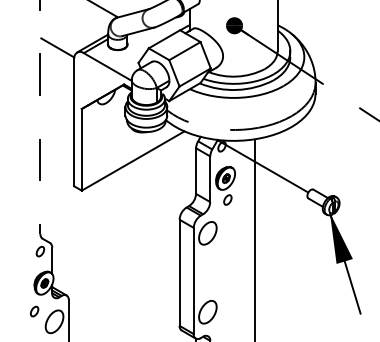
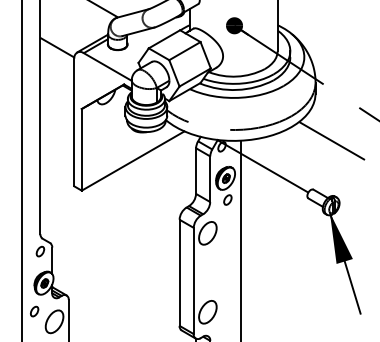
line: dashed -> solid (40, 117)
line: none -> present (331, 140)
line: none -> present (21, 170)
line position: (254, 239) -> (240, 239) (240, 239)
